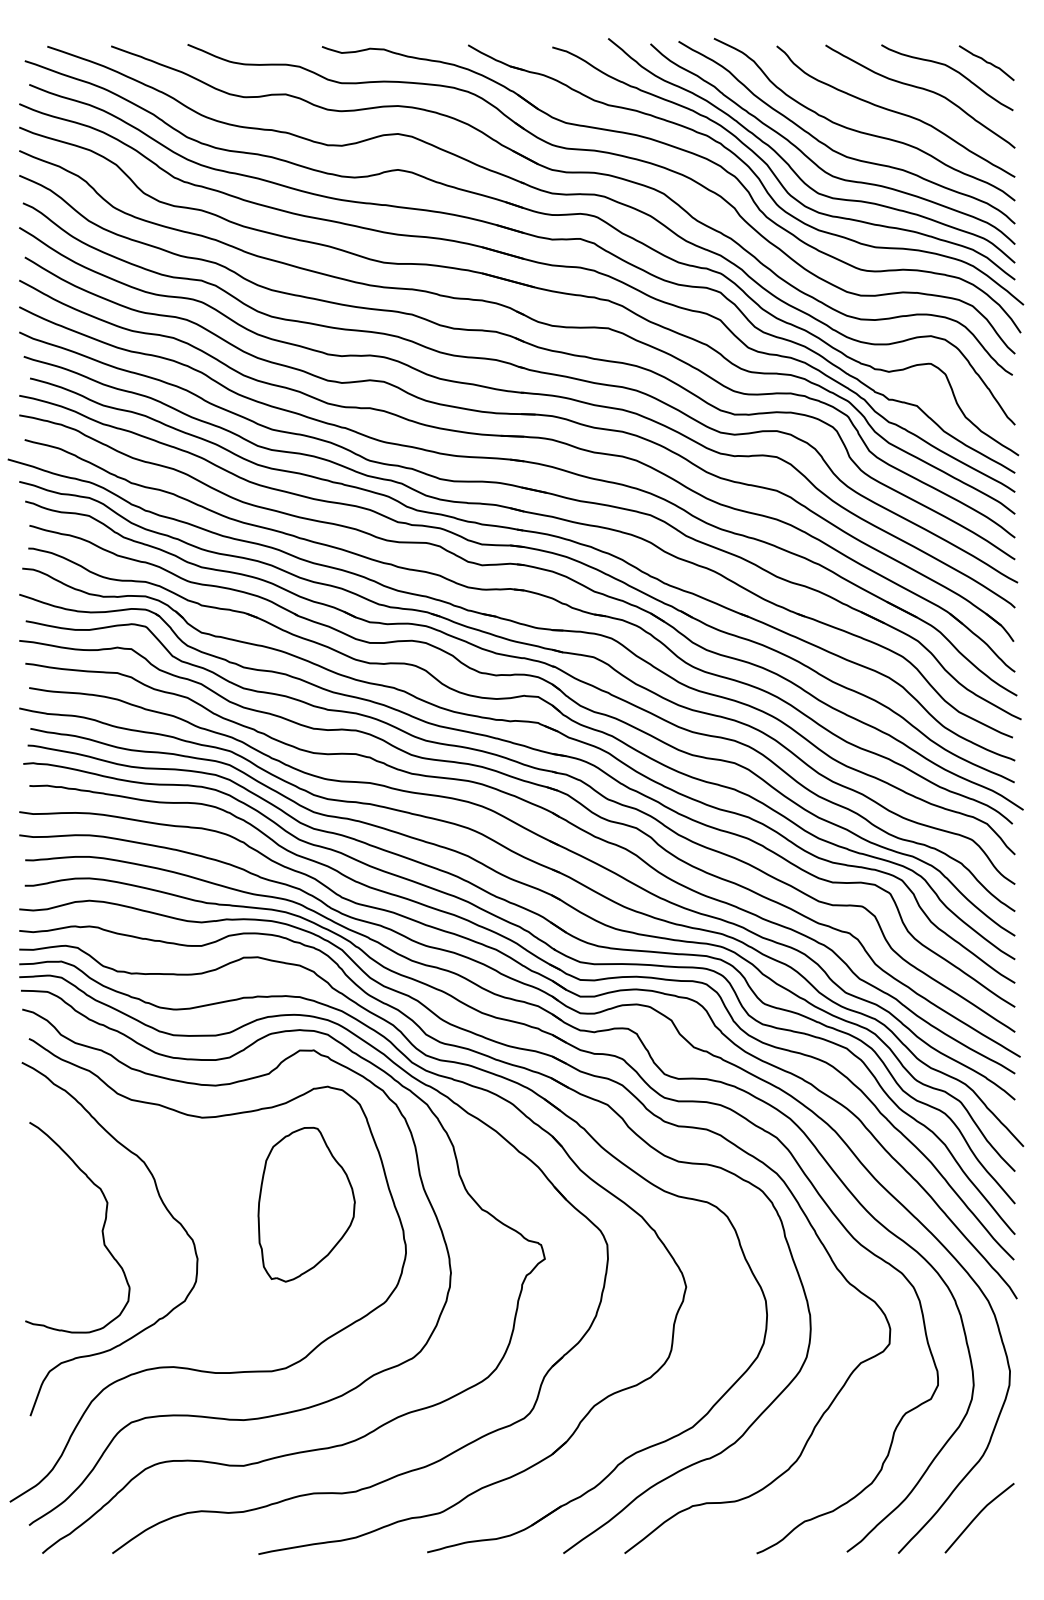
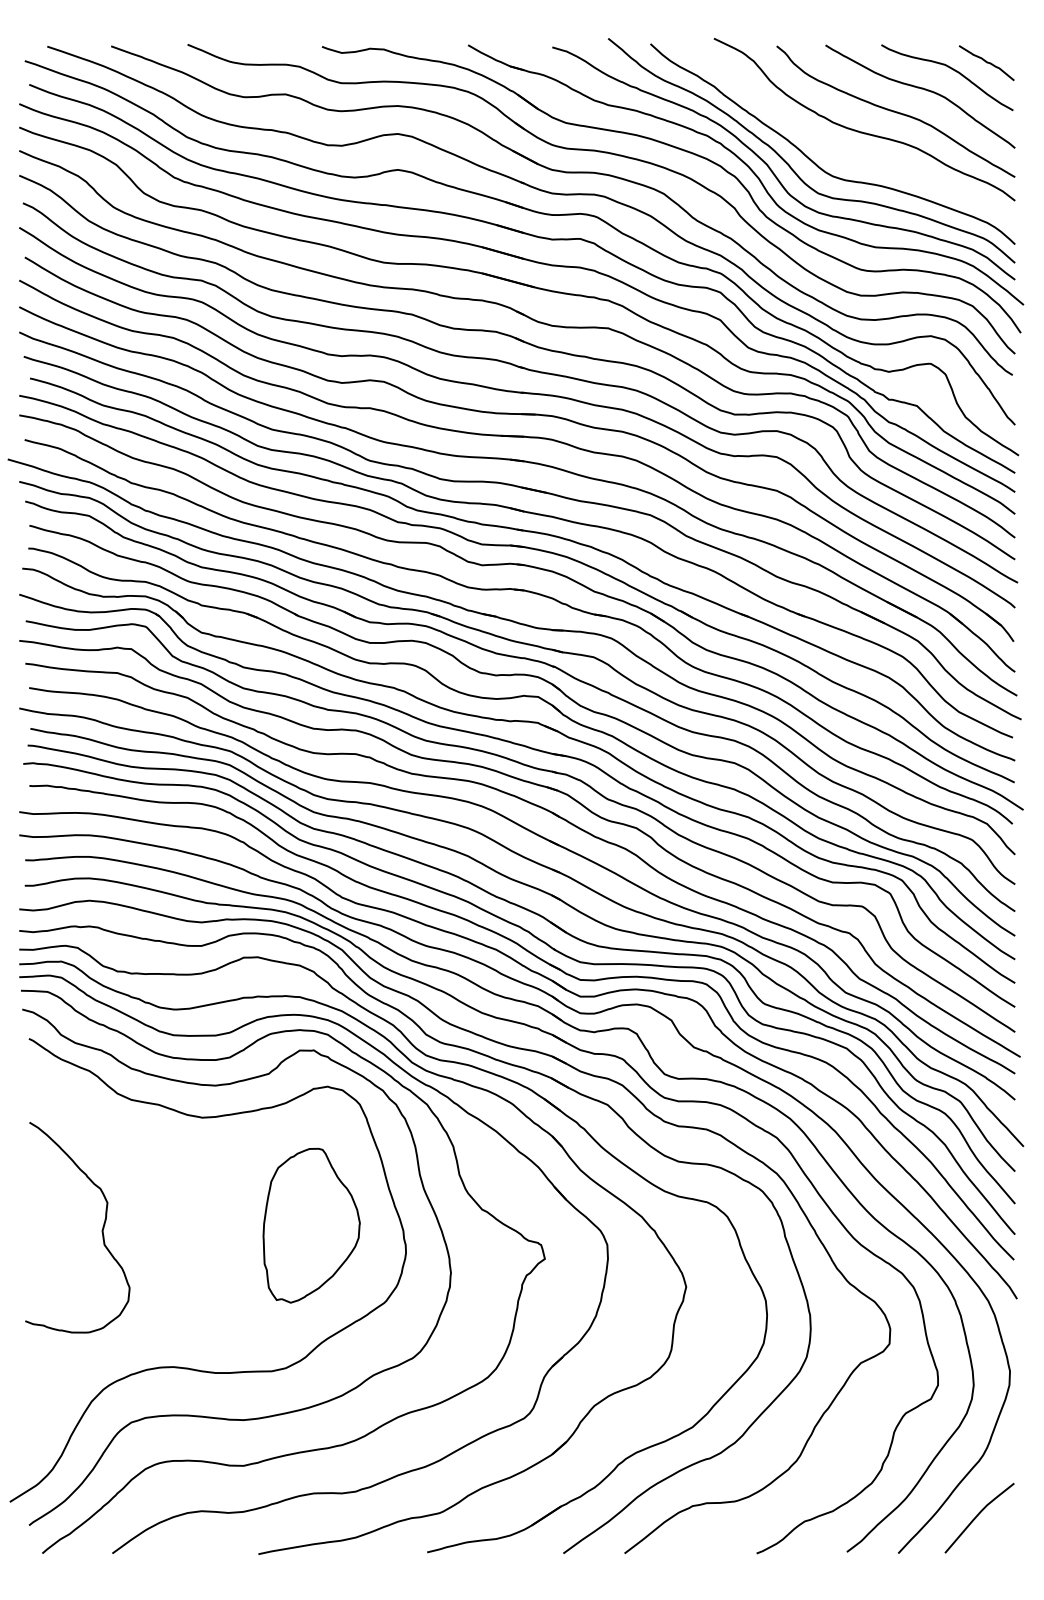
curve: present -> none (837, 151)
part position: (306, 1204) -> (311, 1225) (311, 1225)
curve: present -> none (164, 1207)
